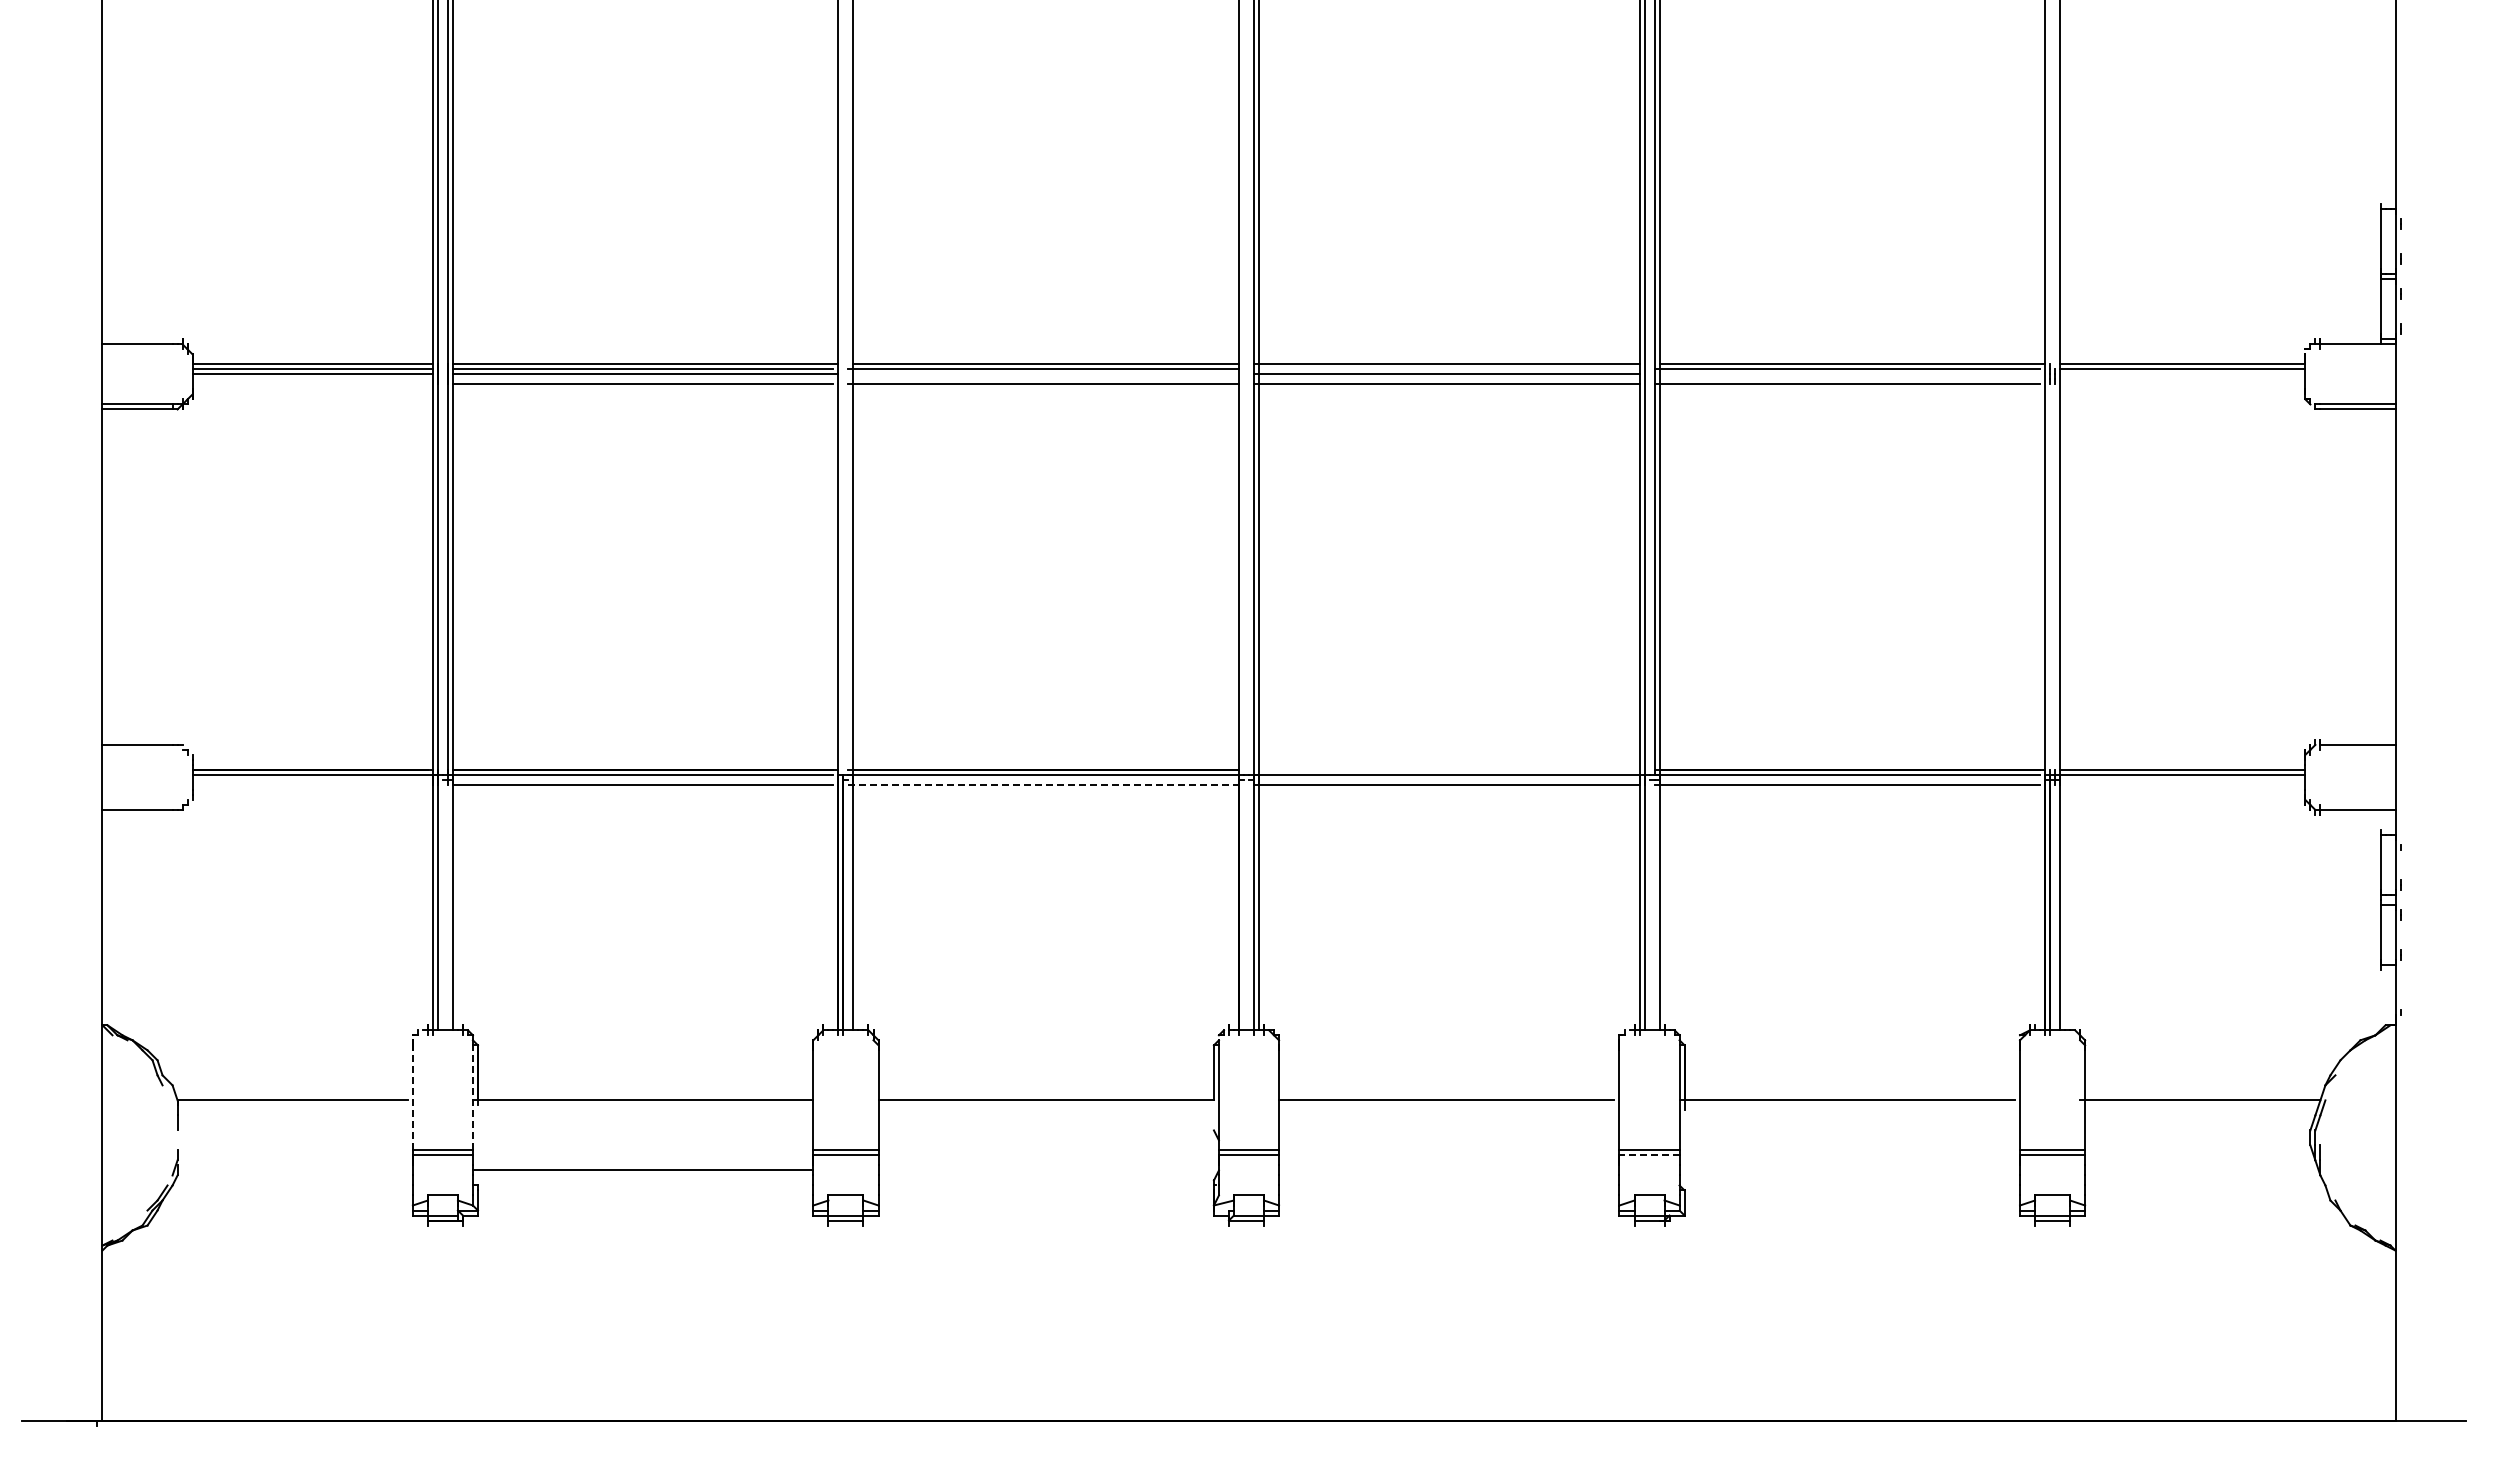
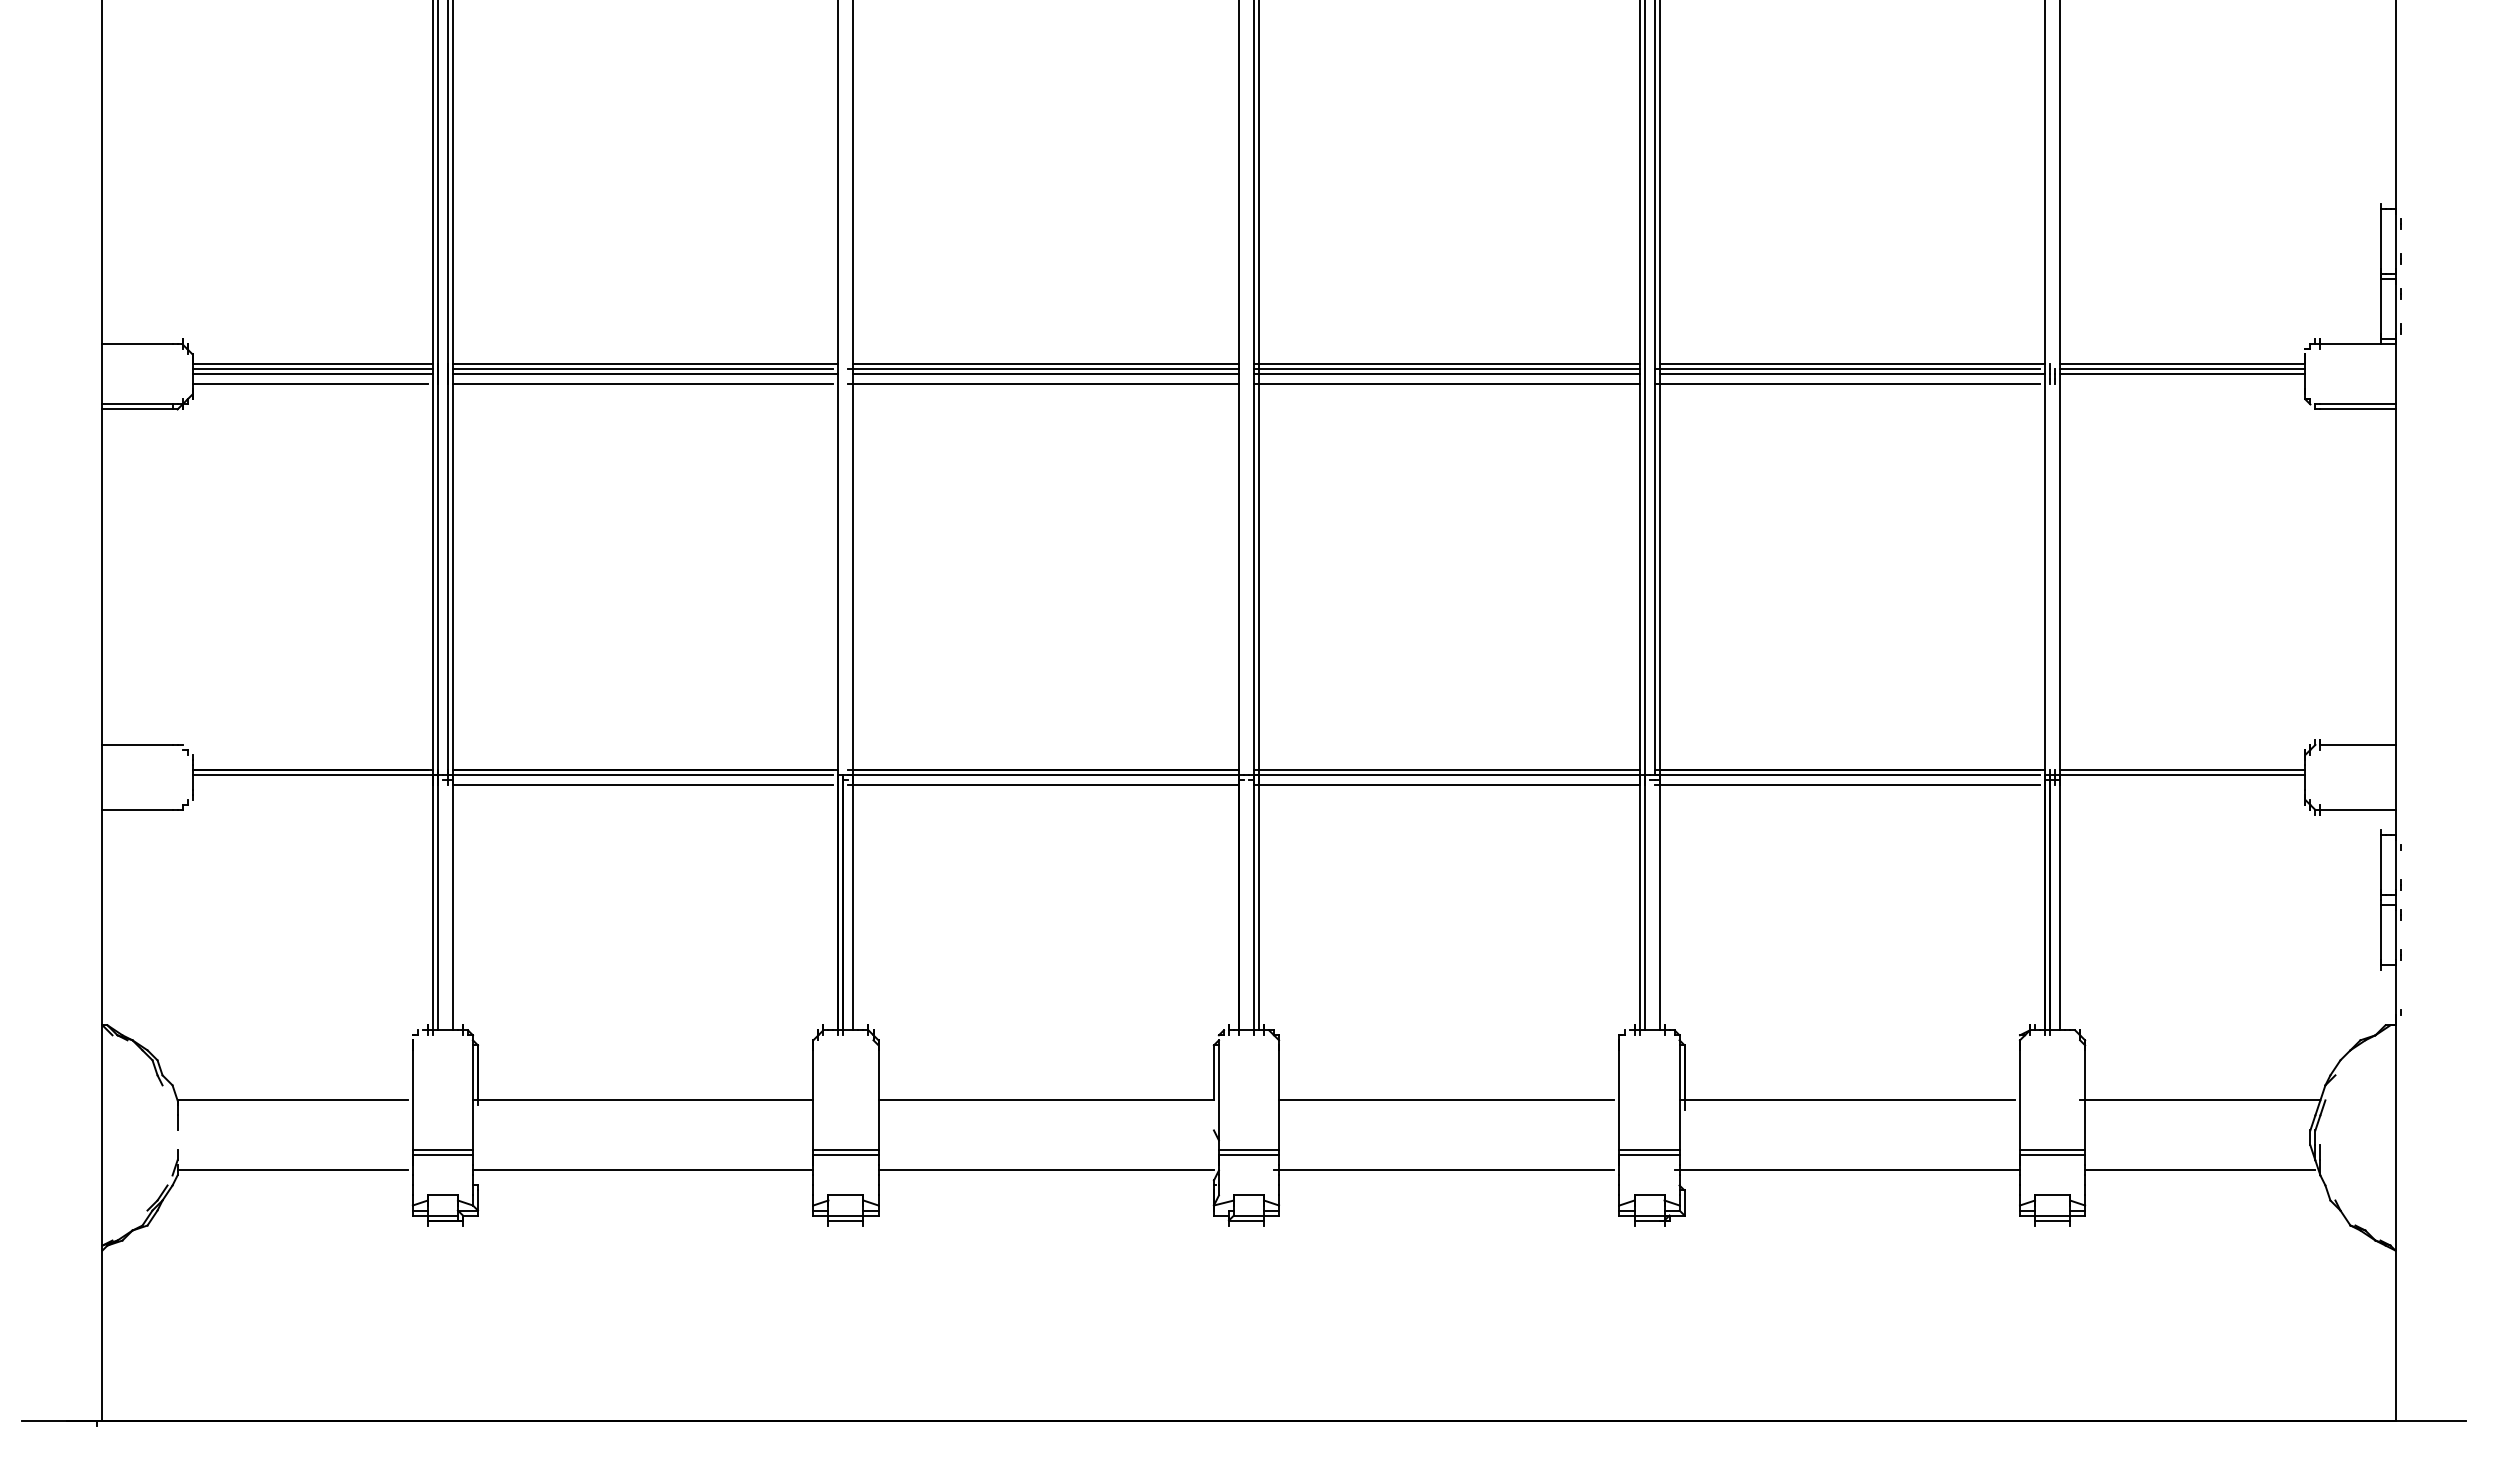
line: none -> present (1446, 369)
line: none -> present (1045, 374)
line: none -> present (1852, 374)
line: none -> present (2182, 374)
line: none -> present (309, 384)
line: none -> present (1446, 769)
line: dashed -> solid (1044, 784)
line: dashed -> solid (412, 1097)
line: dashed -> solid (472, 1097)
line: dashed -> solid (1649, 1155)
line: none -> present (292, 1170)
line: none -> present (1045, 1170)
line: none -> present (1444, 1170)
line: none -> present (1847, 1170)
line: none -> present (2200, 1170)
